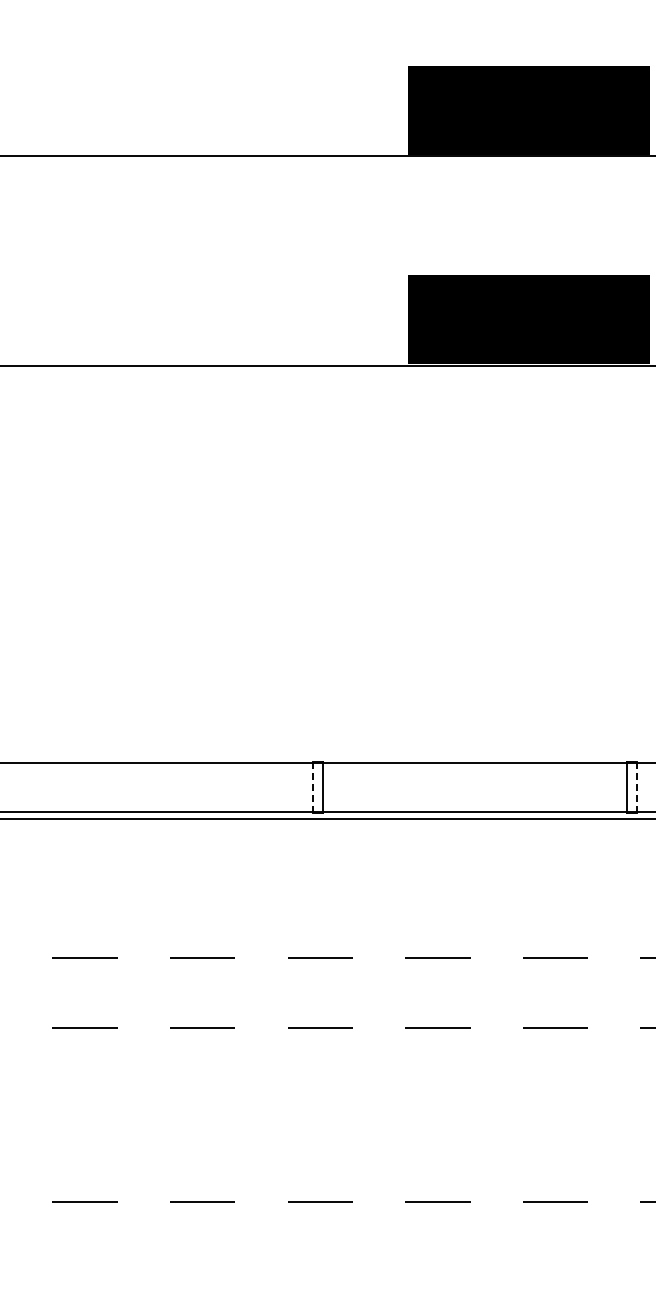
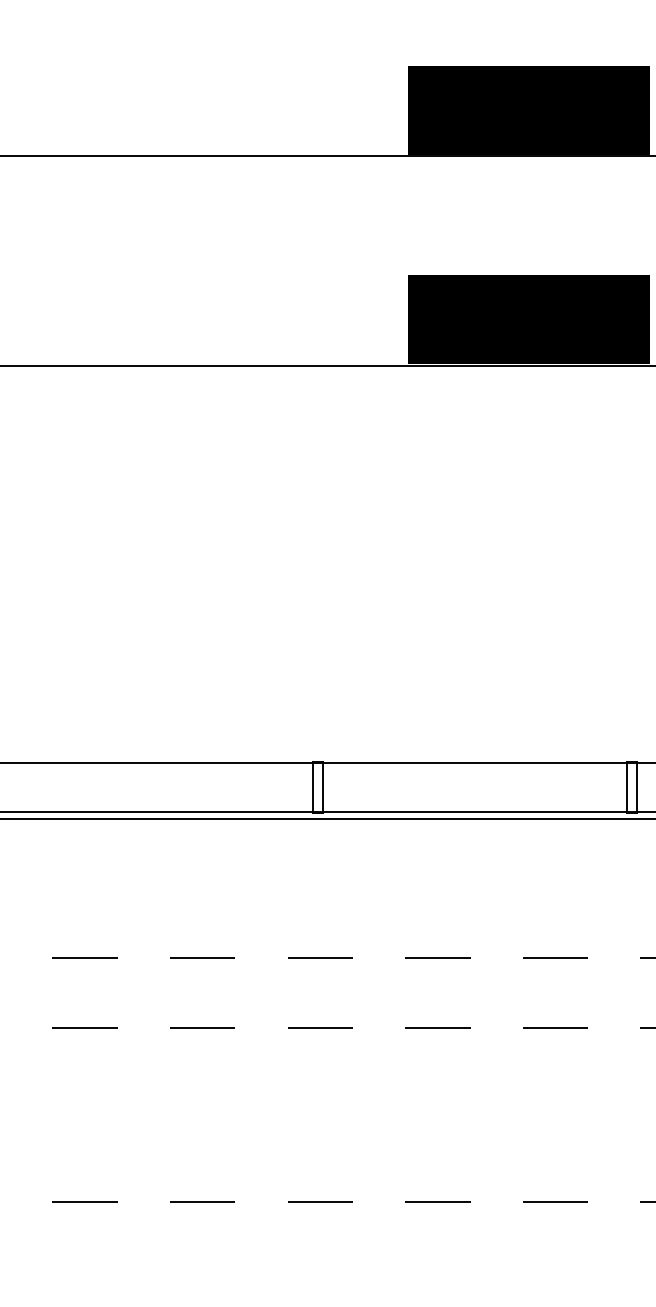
line: dashed -> solid (636, 787)
line: dashed -> solid (312, 788)
